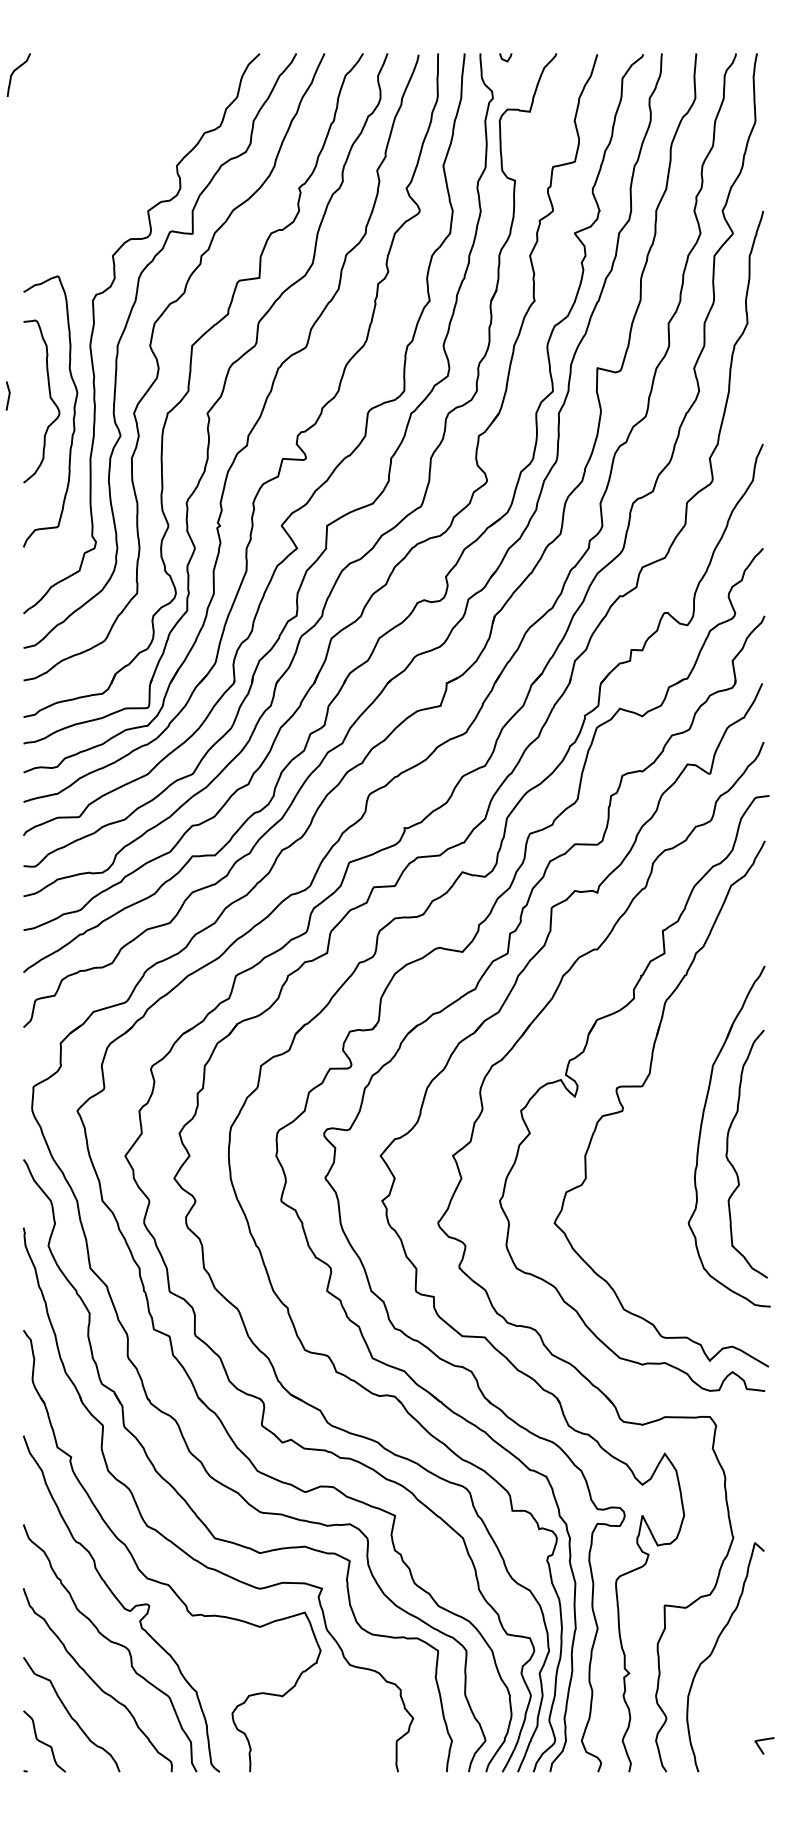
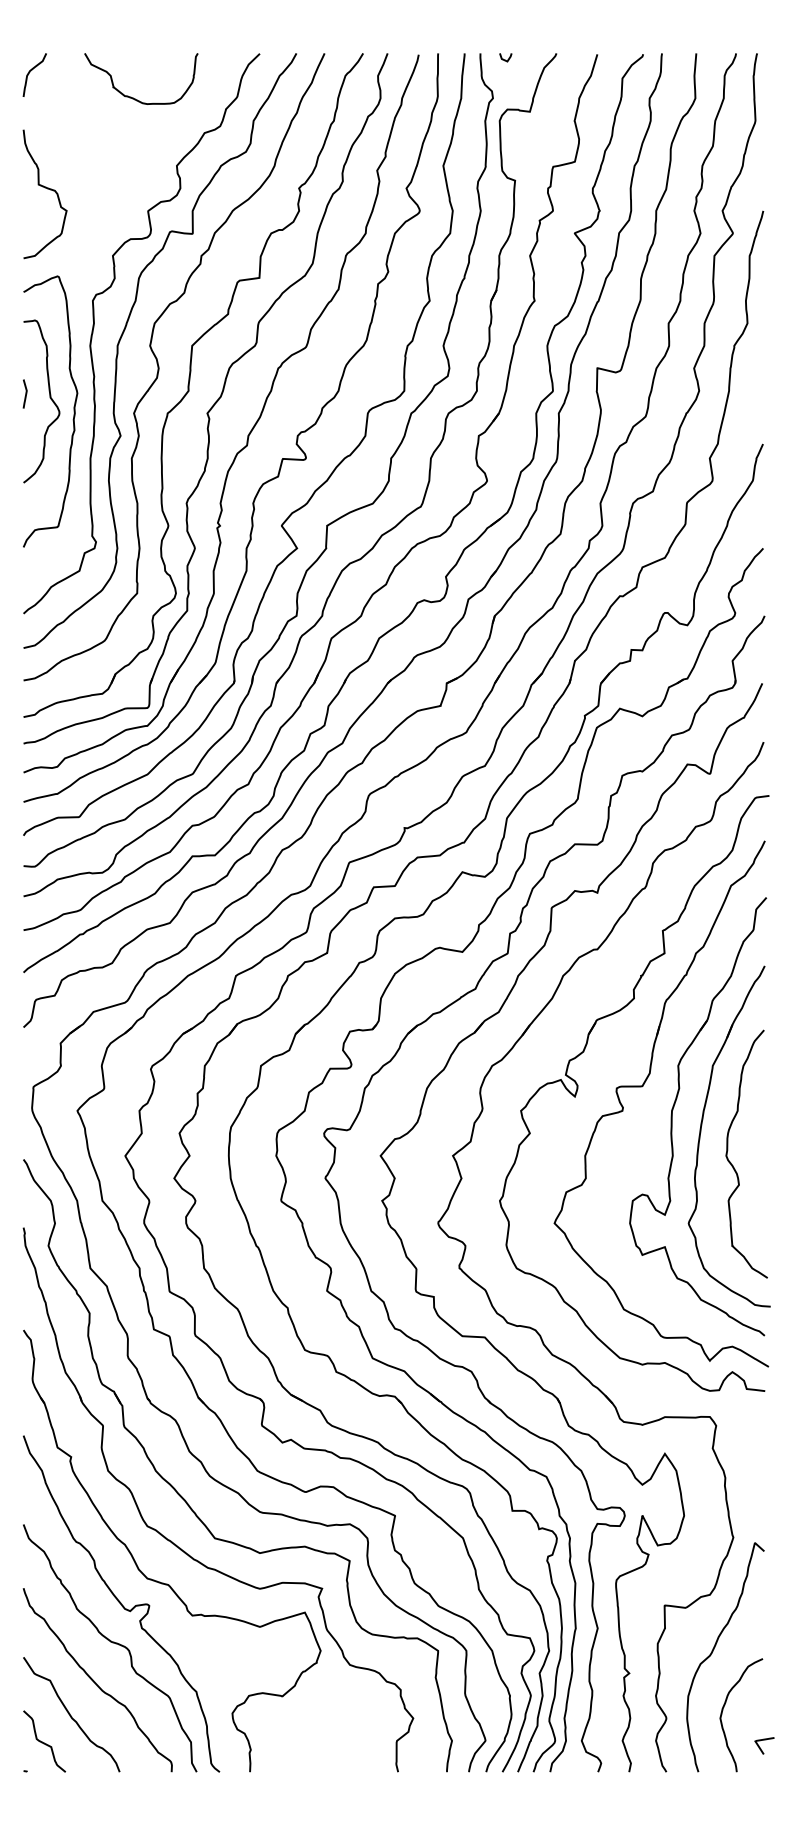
curve position: (15, 71) -> (31, 71) (31, 71)
curve: none -> present (131, 96)
curve: none -> present (47, 189)
curve position: (8, 395) -> (25, 393) (25, 393)
part: none -> present (674, 1107)
curve: none -> present (723, 1710)
